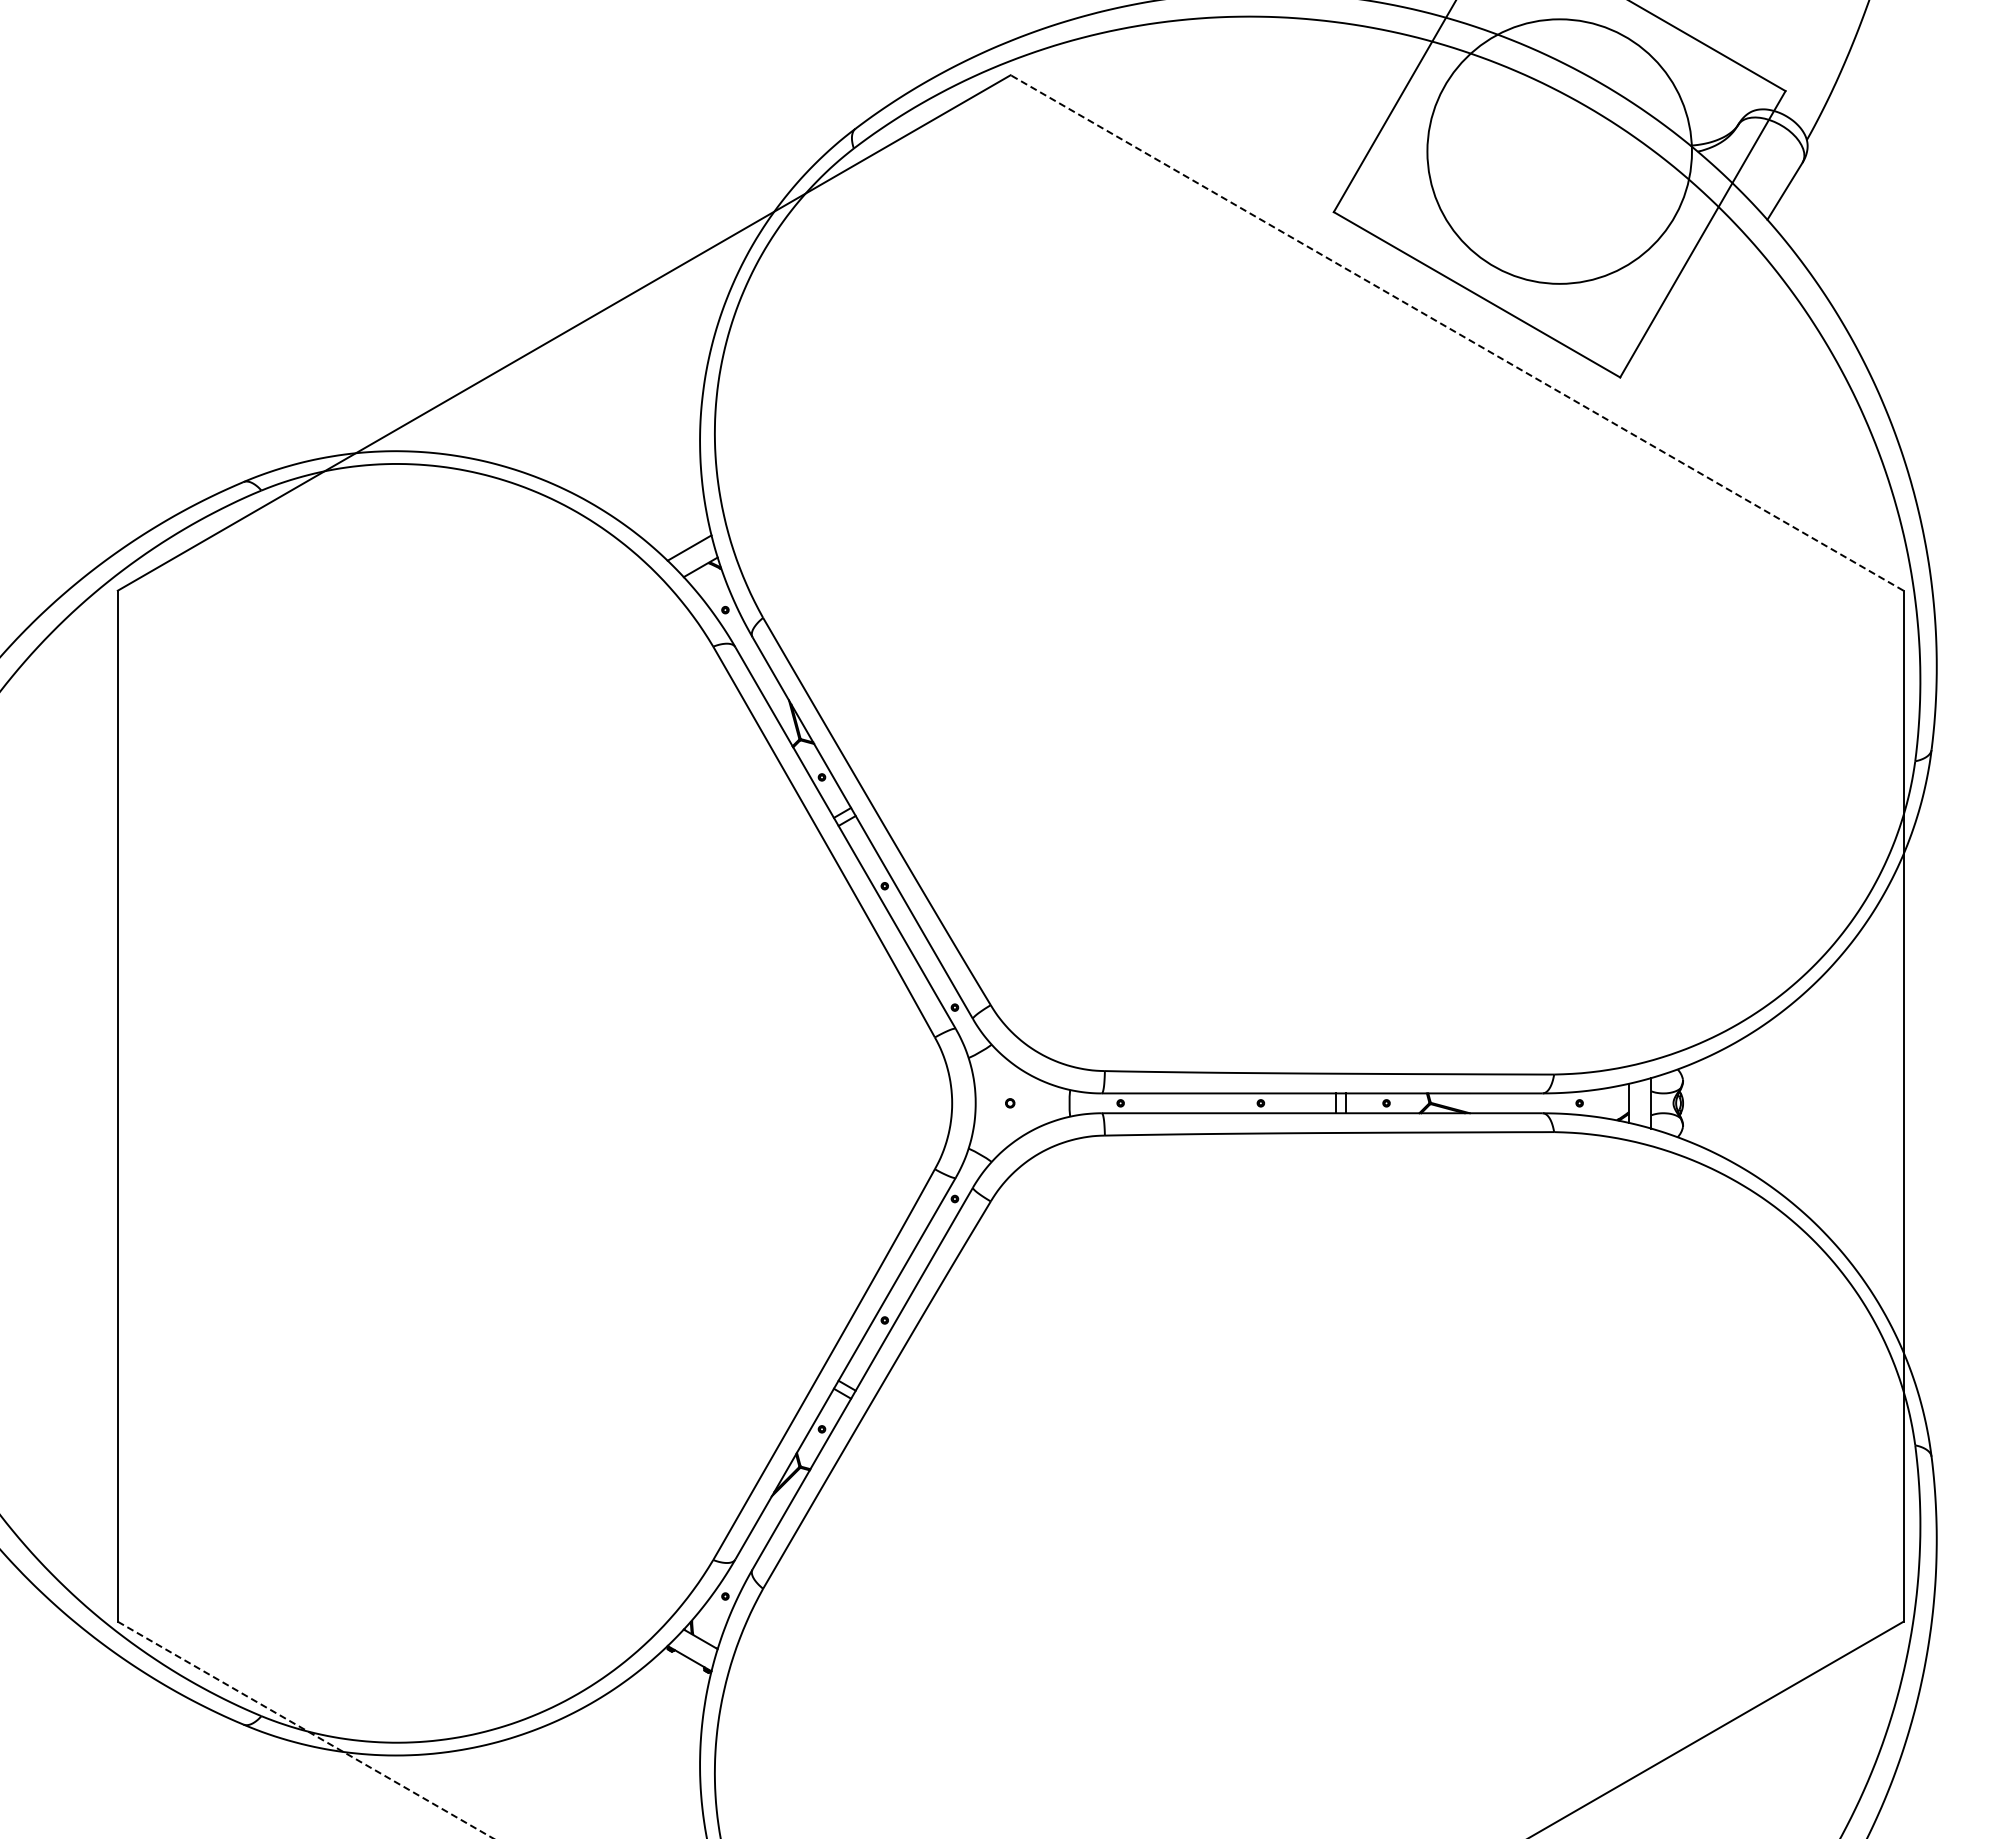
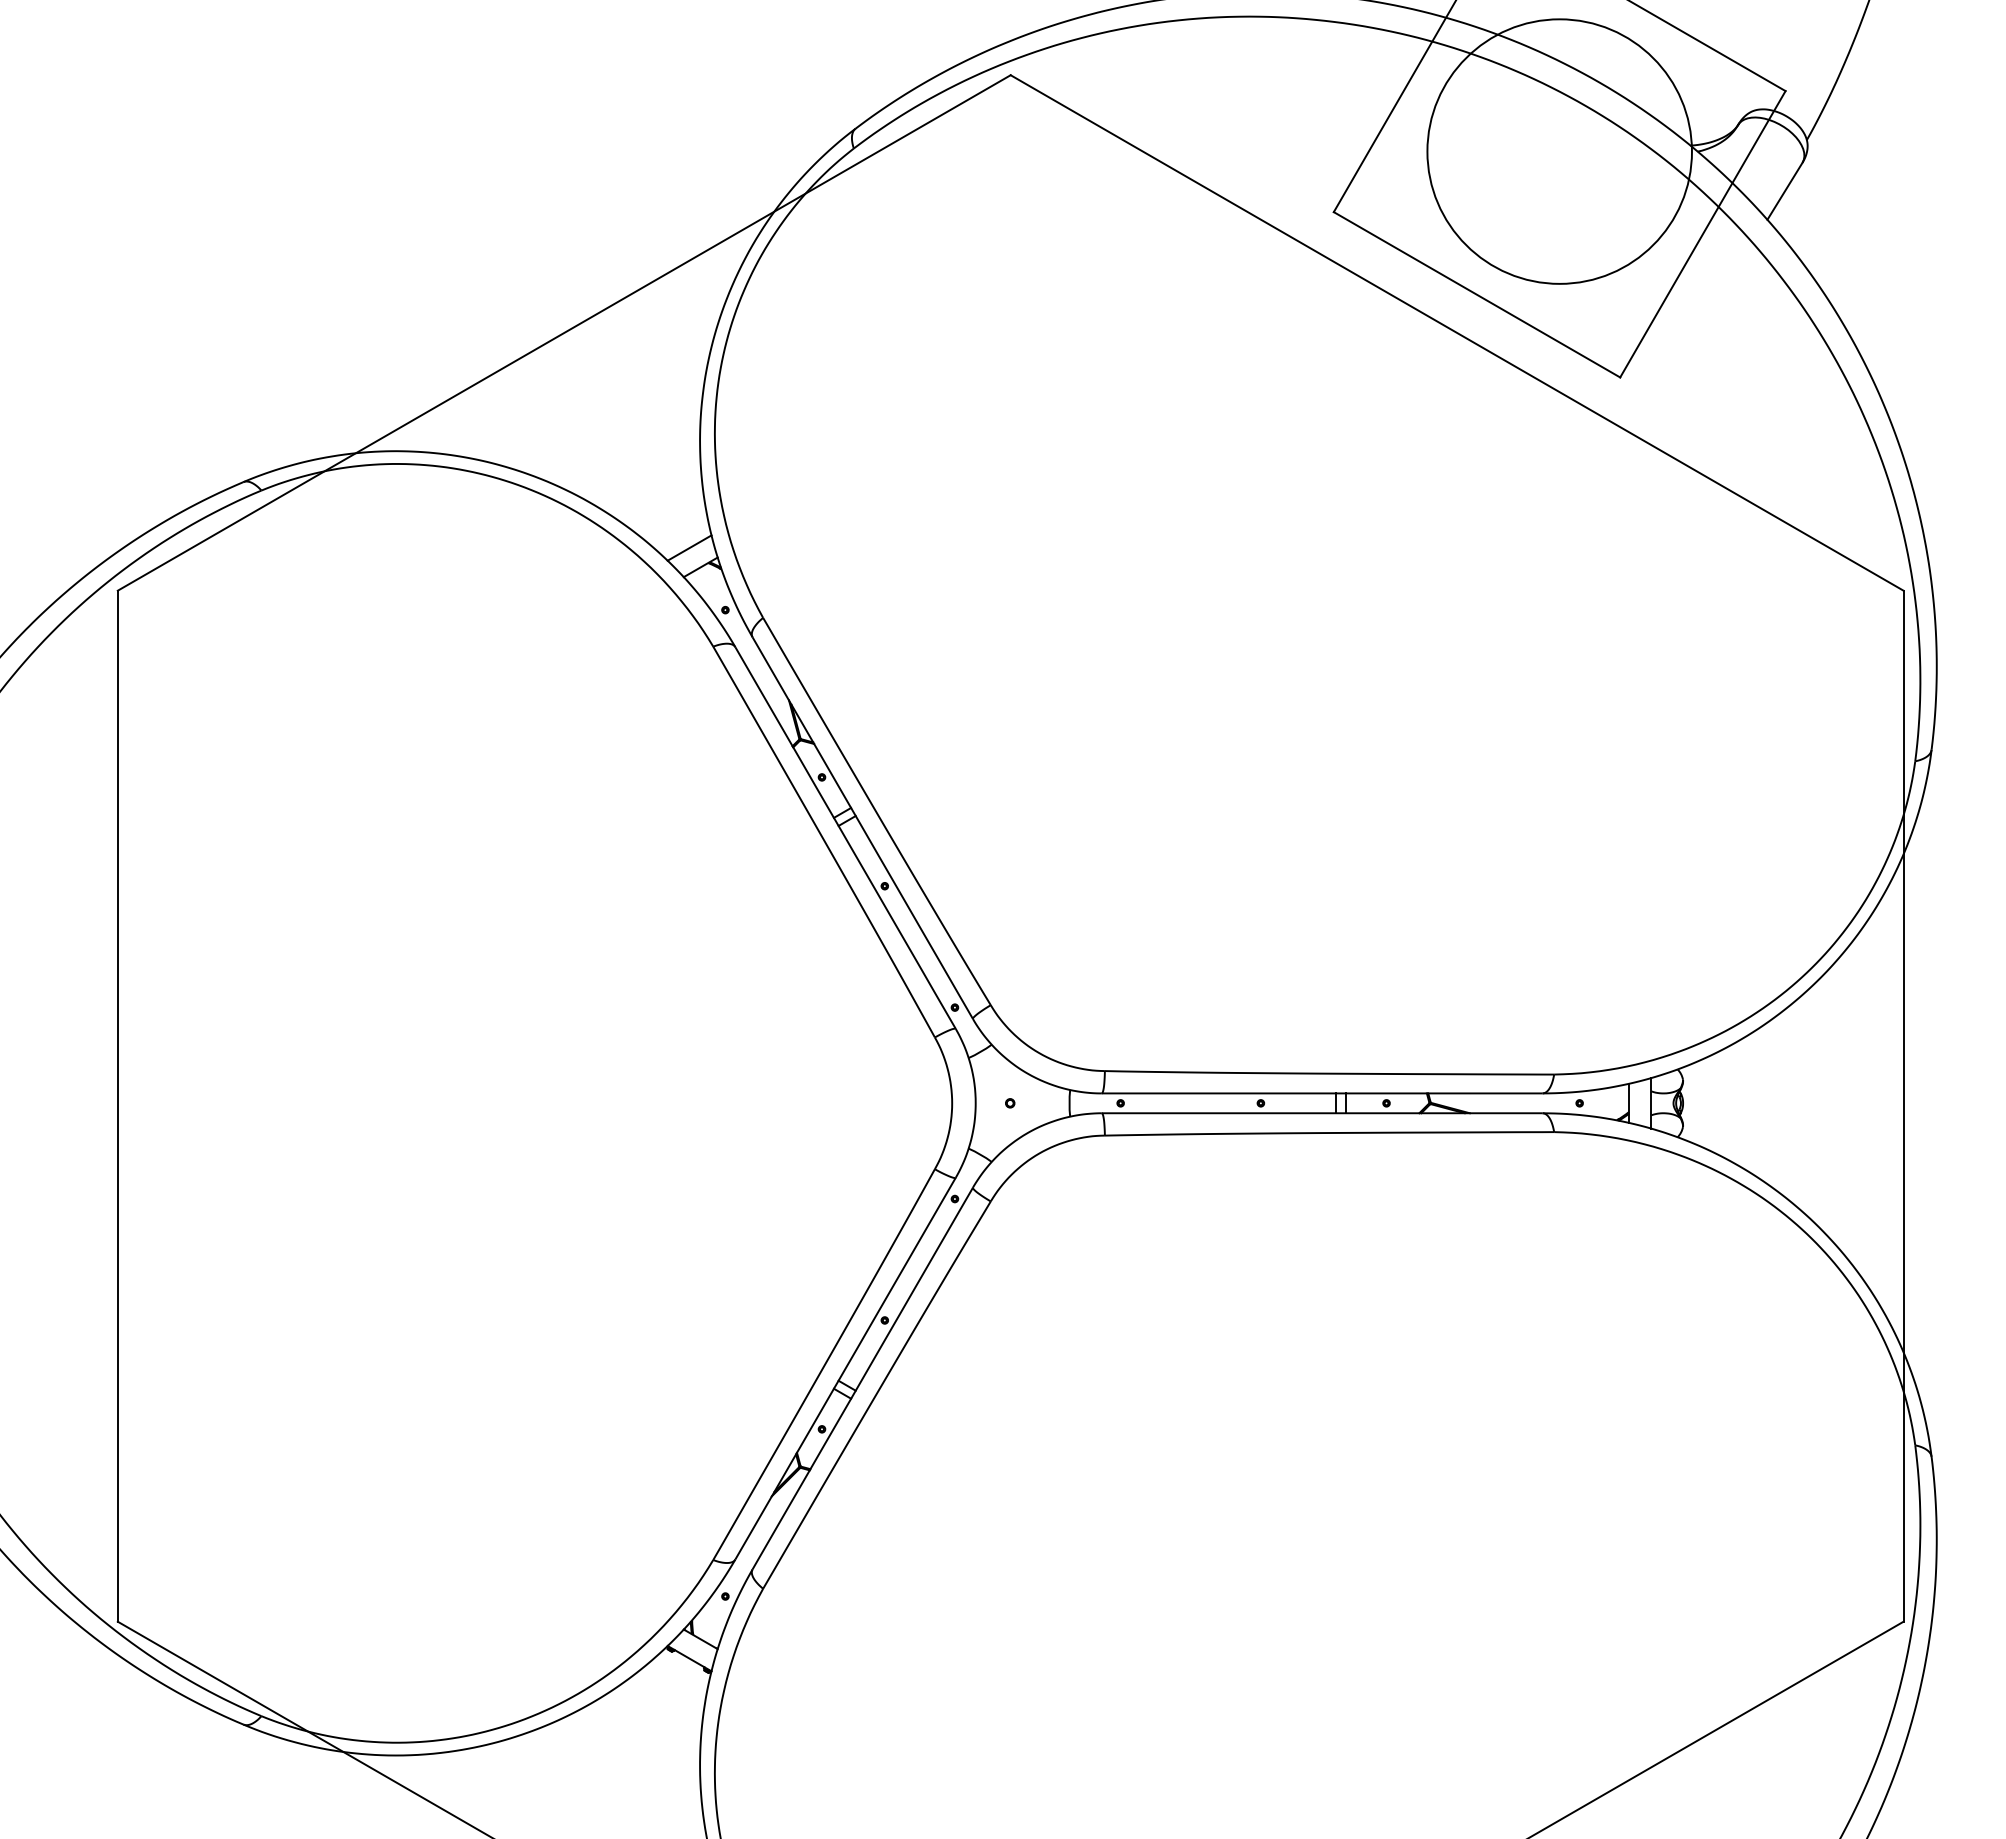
line: dashed -> solid (1456, 332)
line: dashed -> solid (305, 1730)
